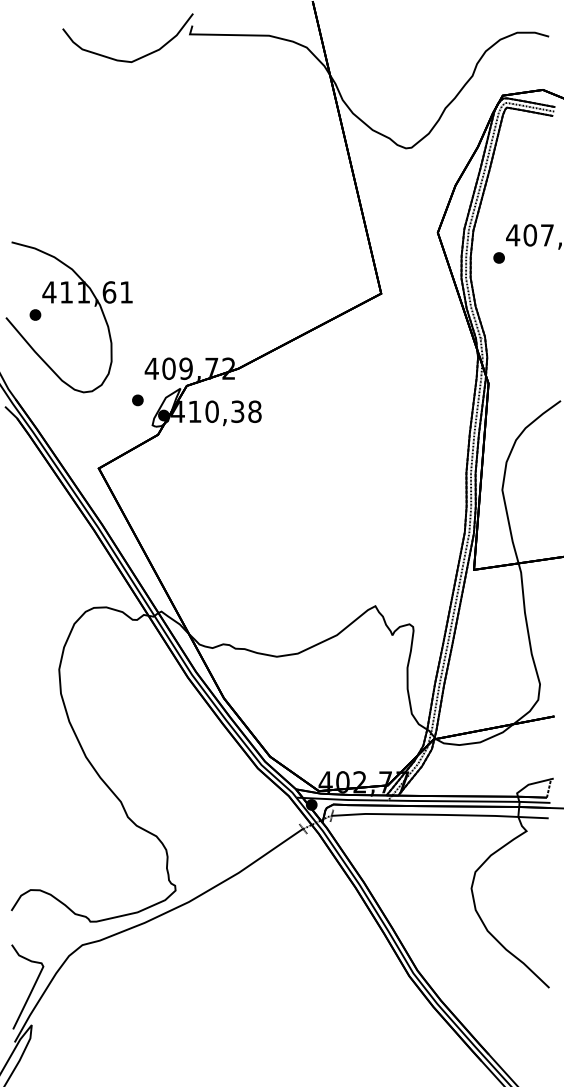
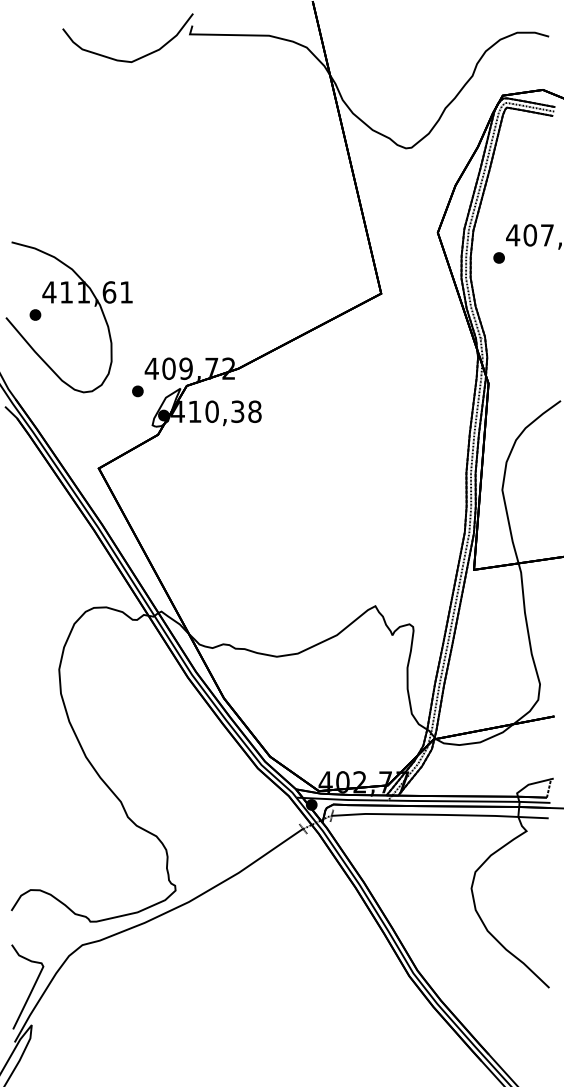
part position: (137, 400) -> (137, 391) (137, 391)
